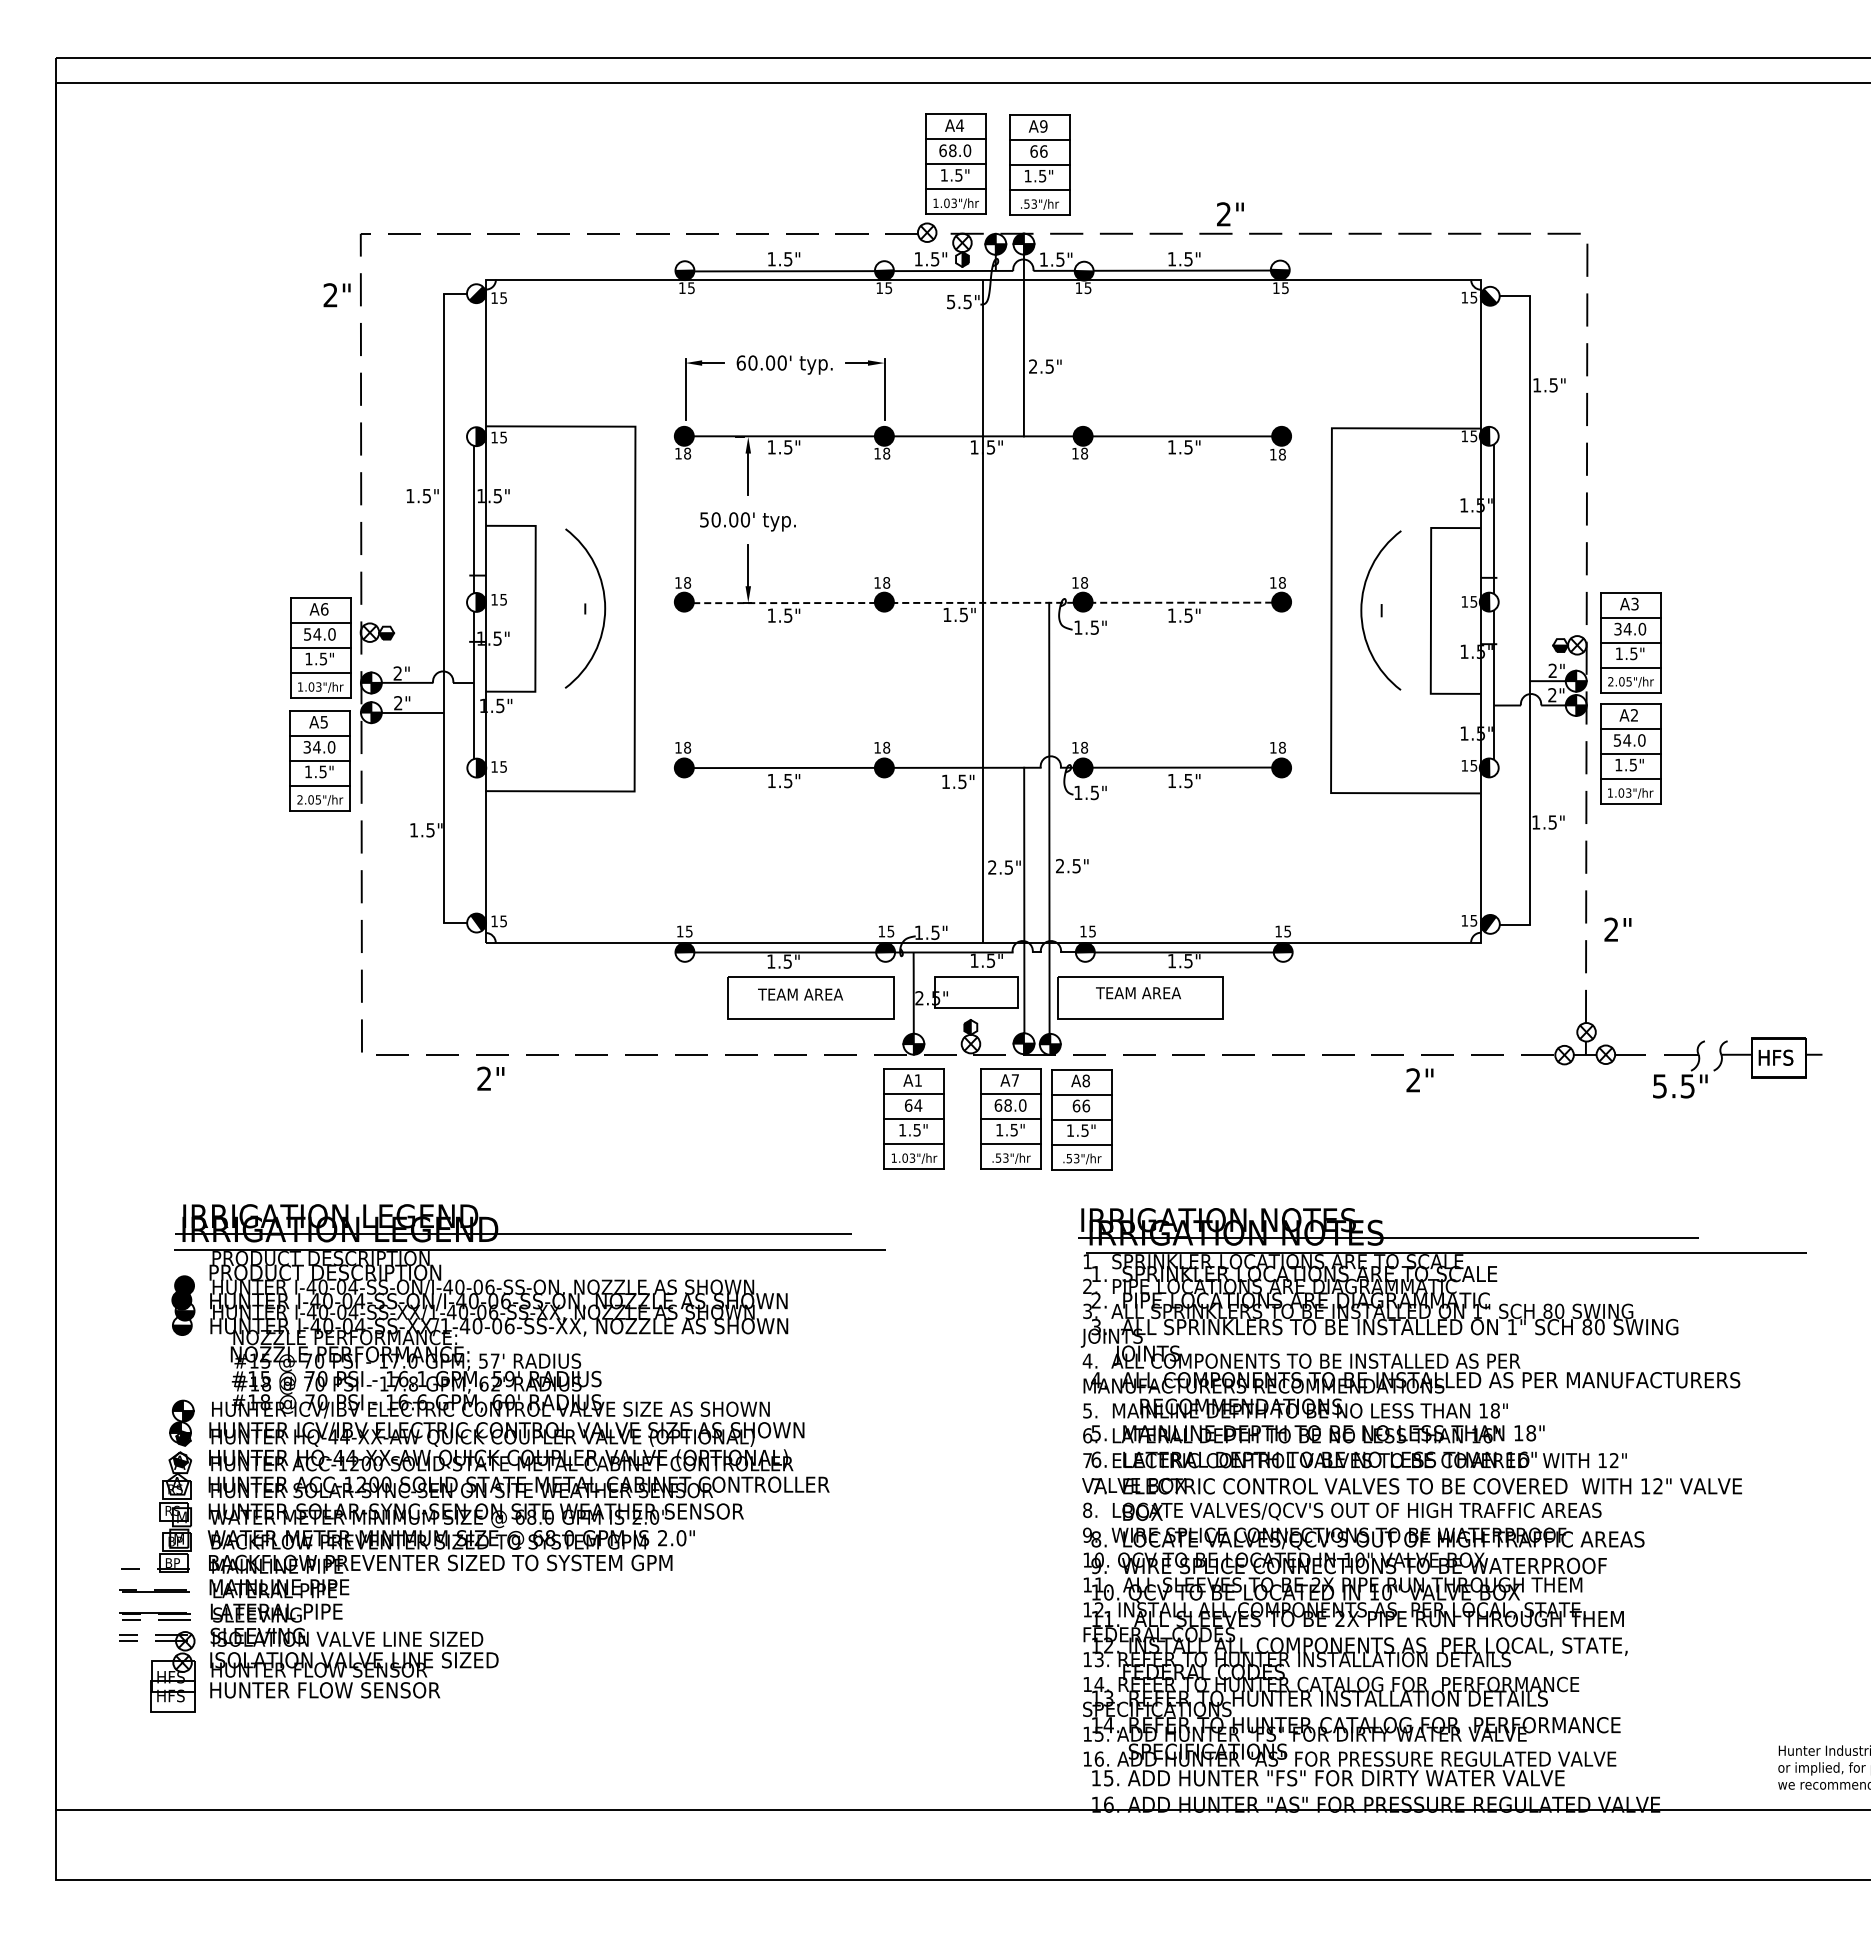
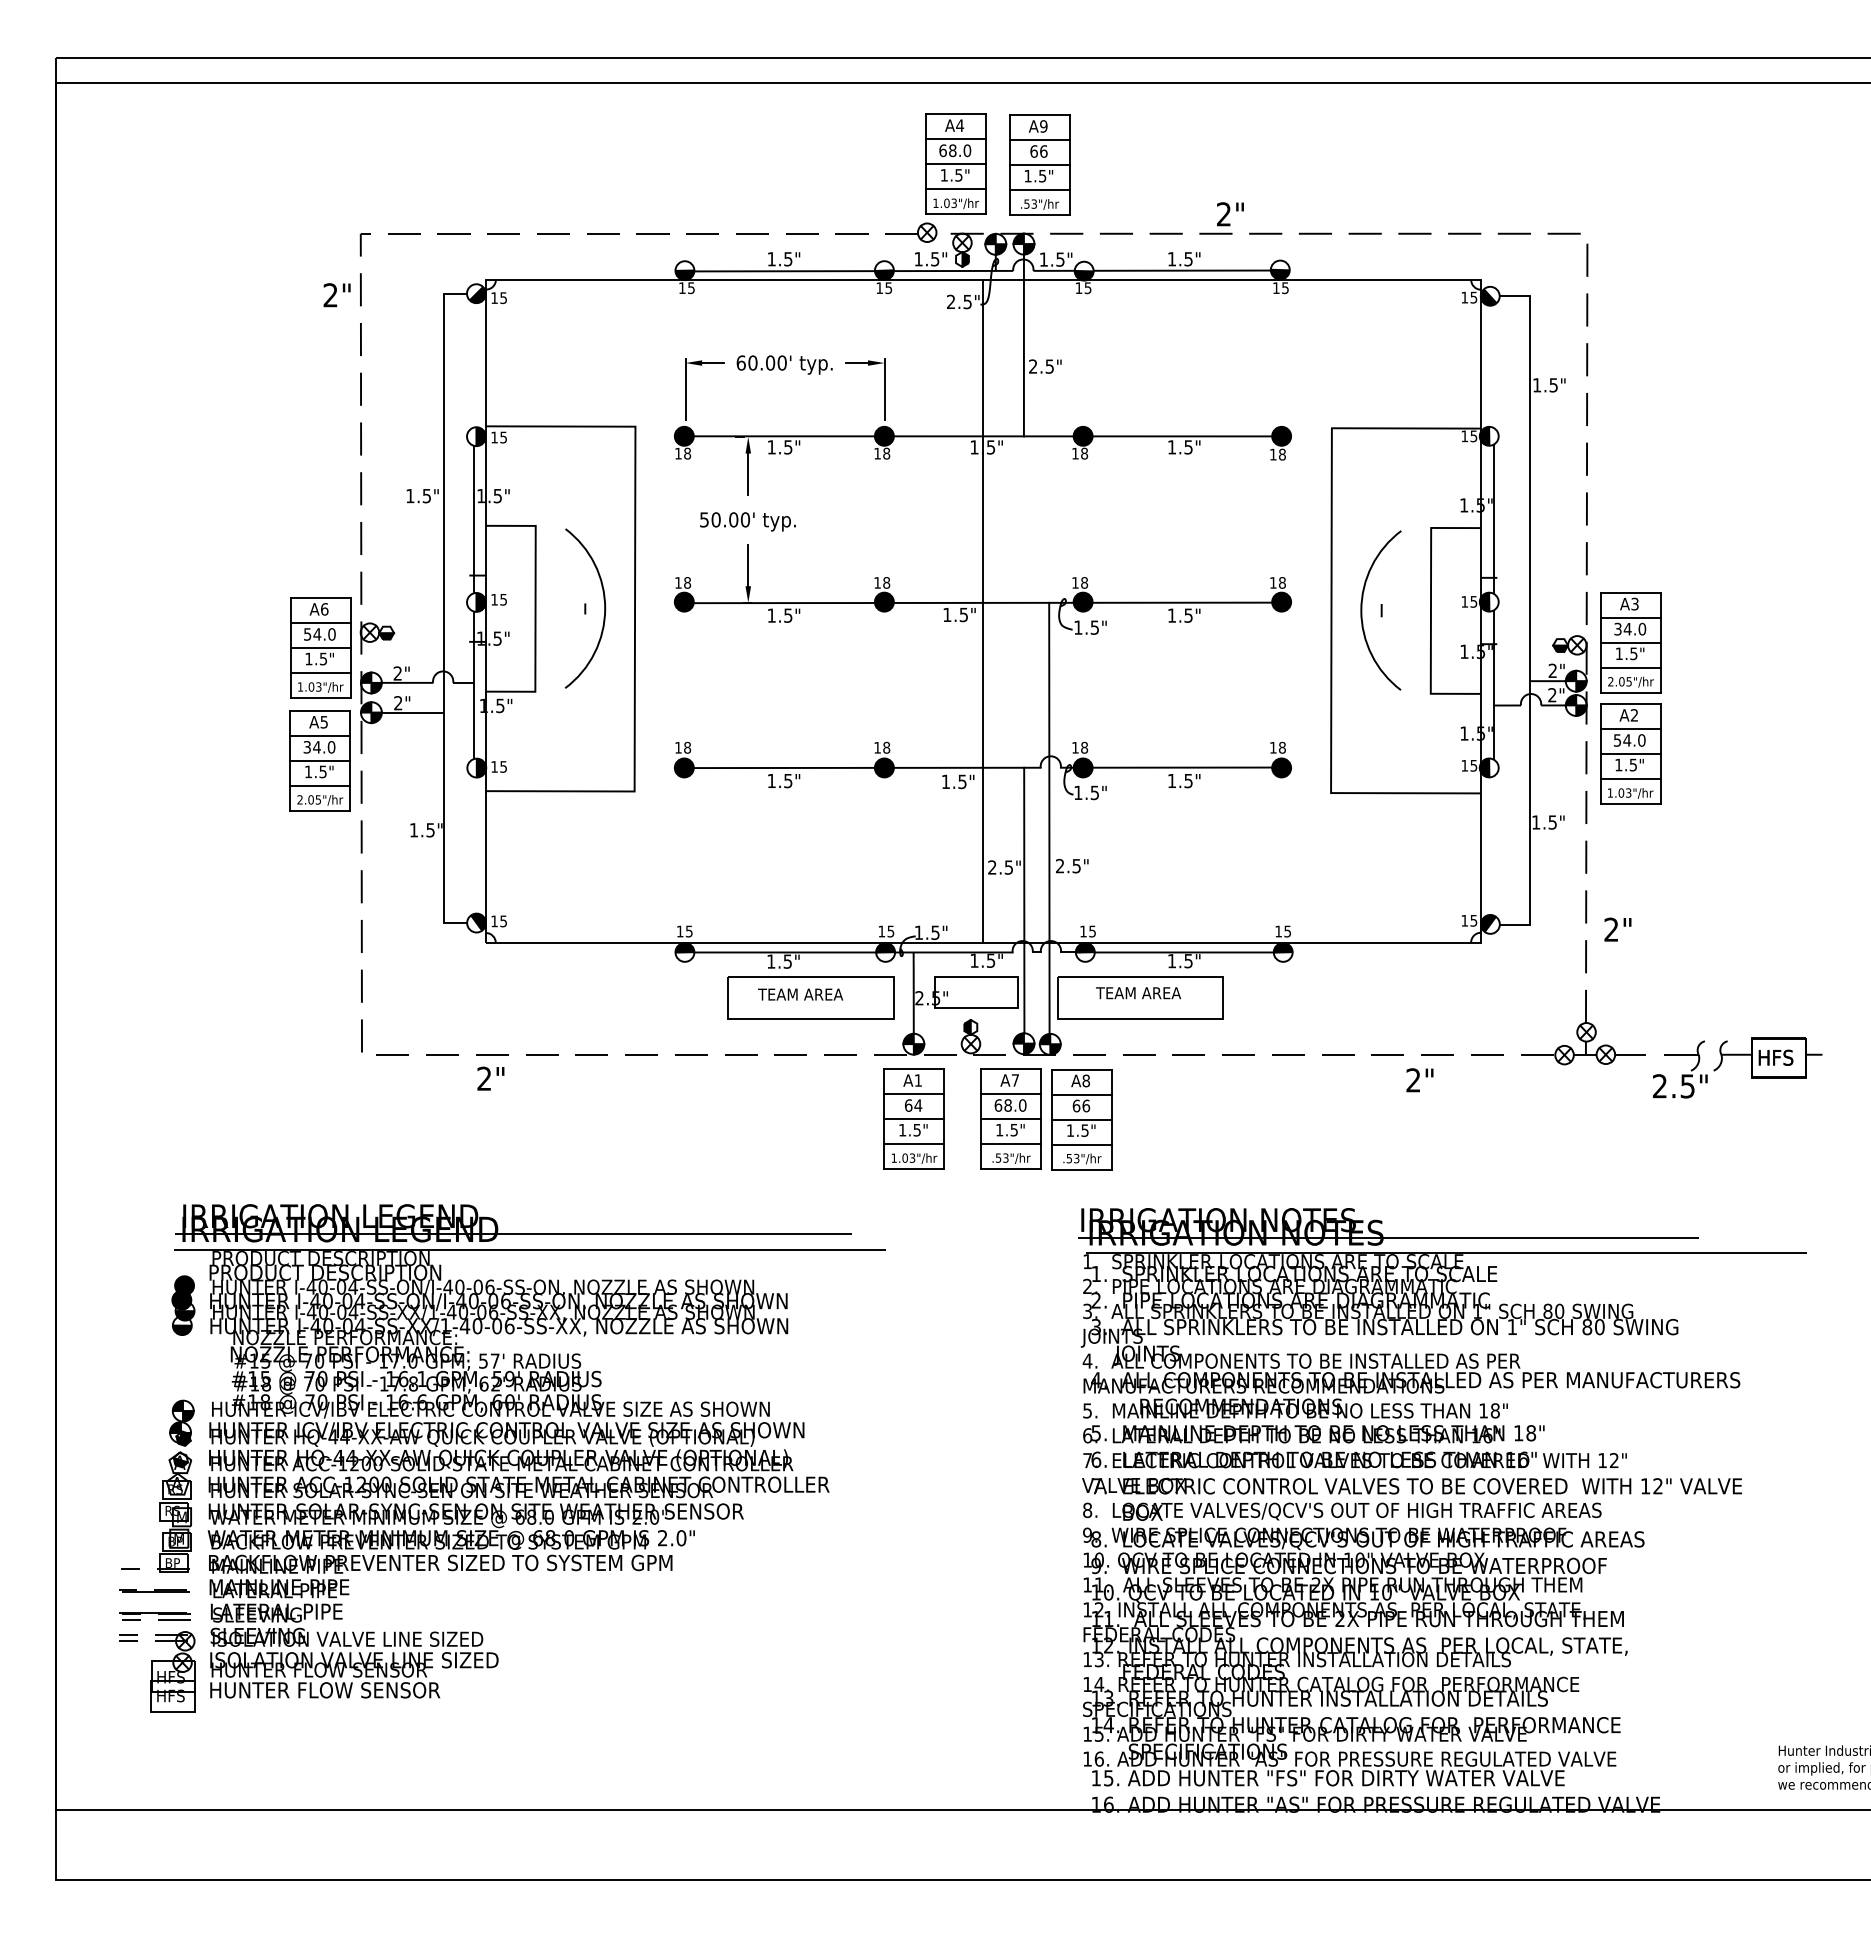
text: 5.5" -> 2.5" (951, 301)
line: dashed -> solid (982, 602)
text: 5.5" -> 2.5" (1659, 1086)
